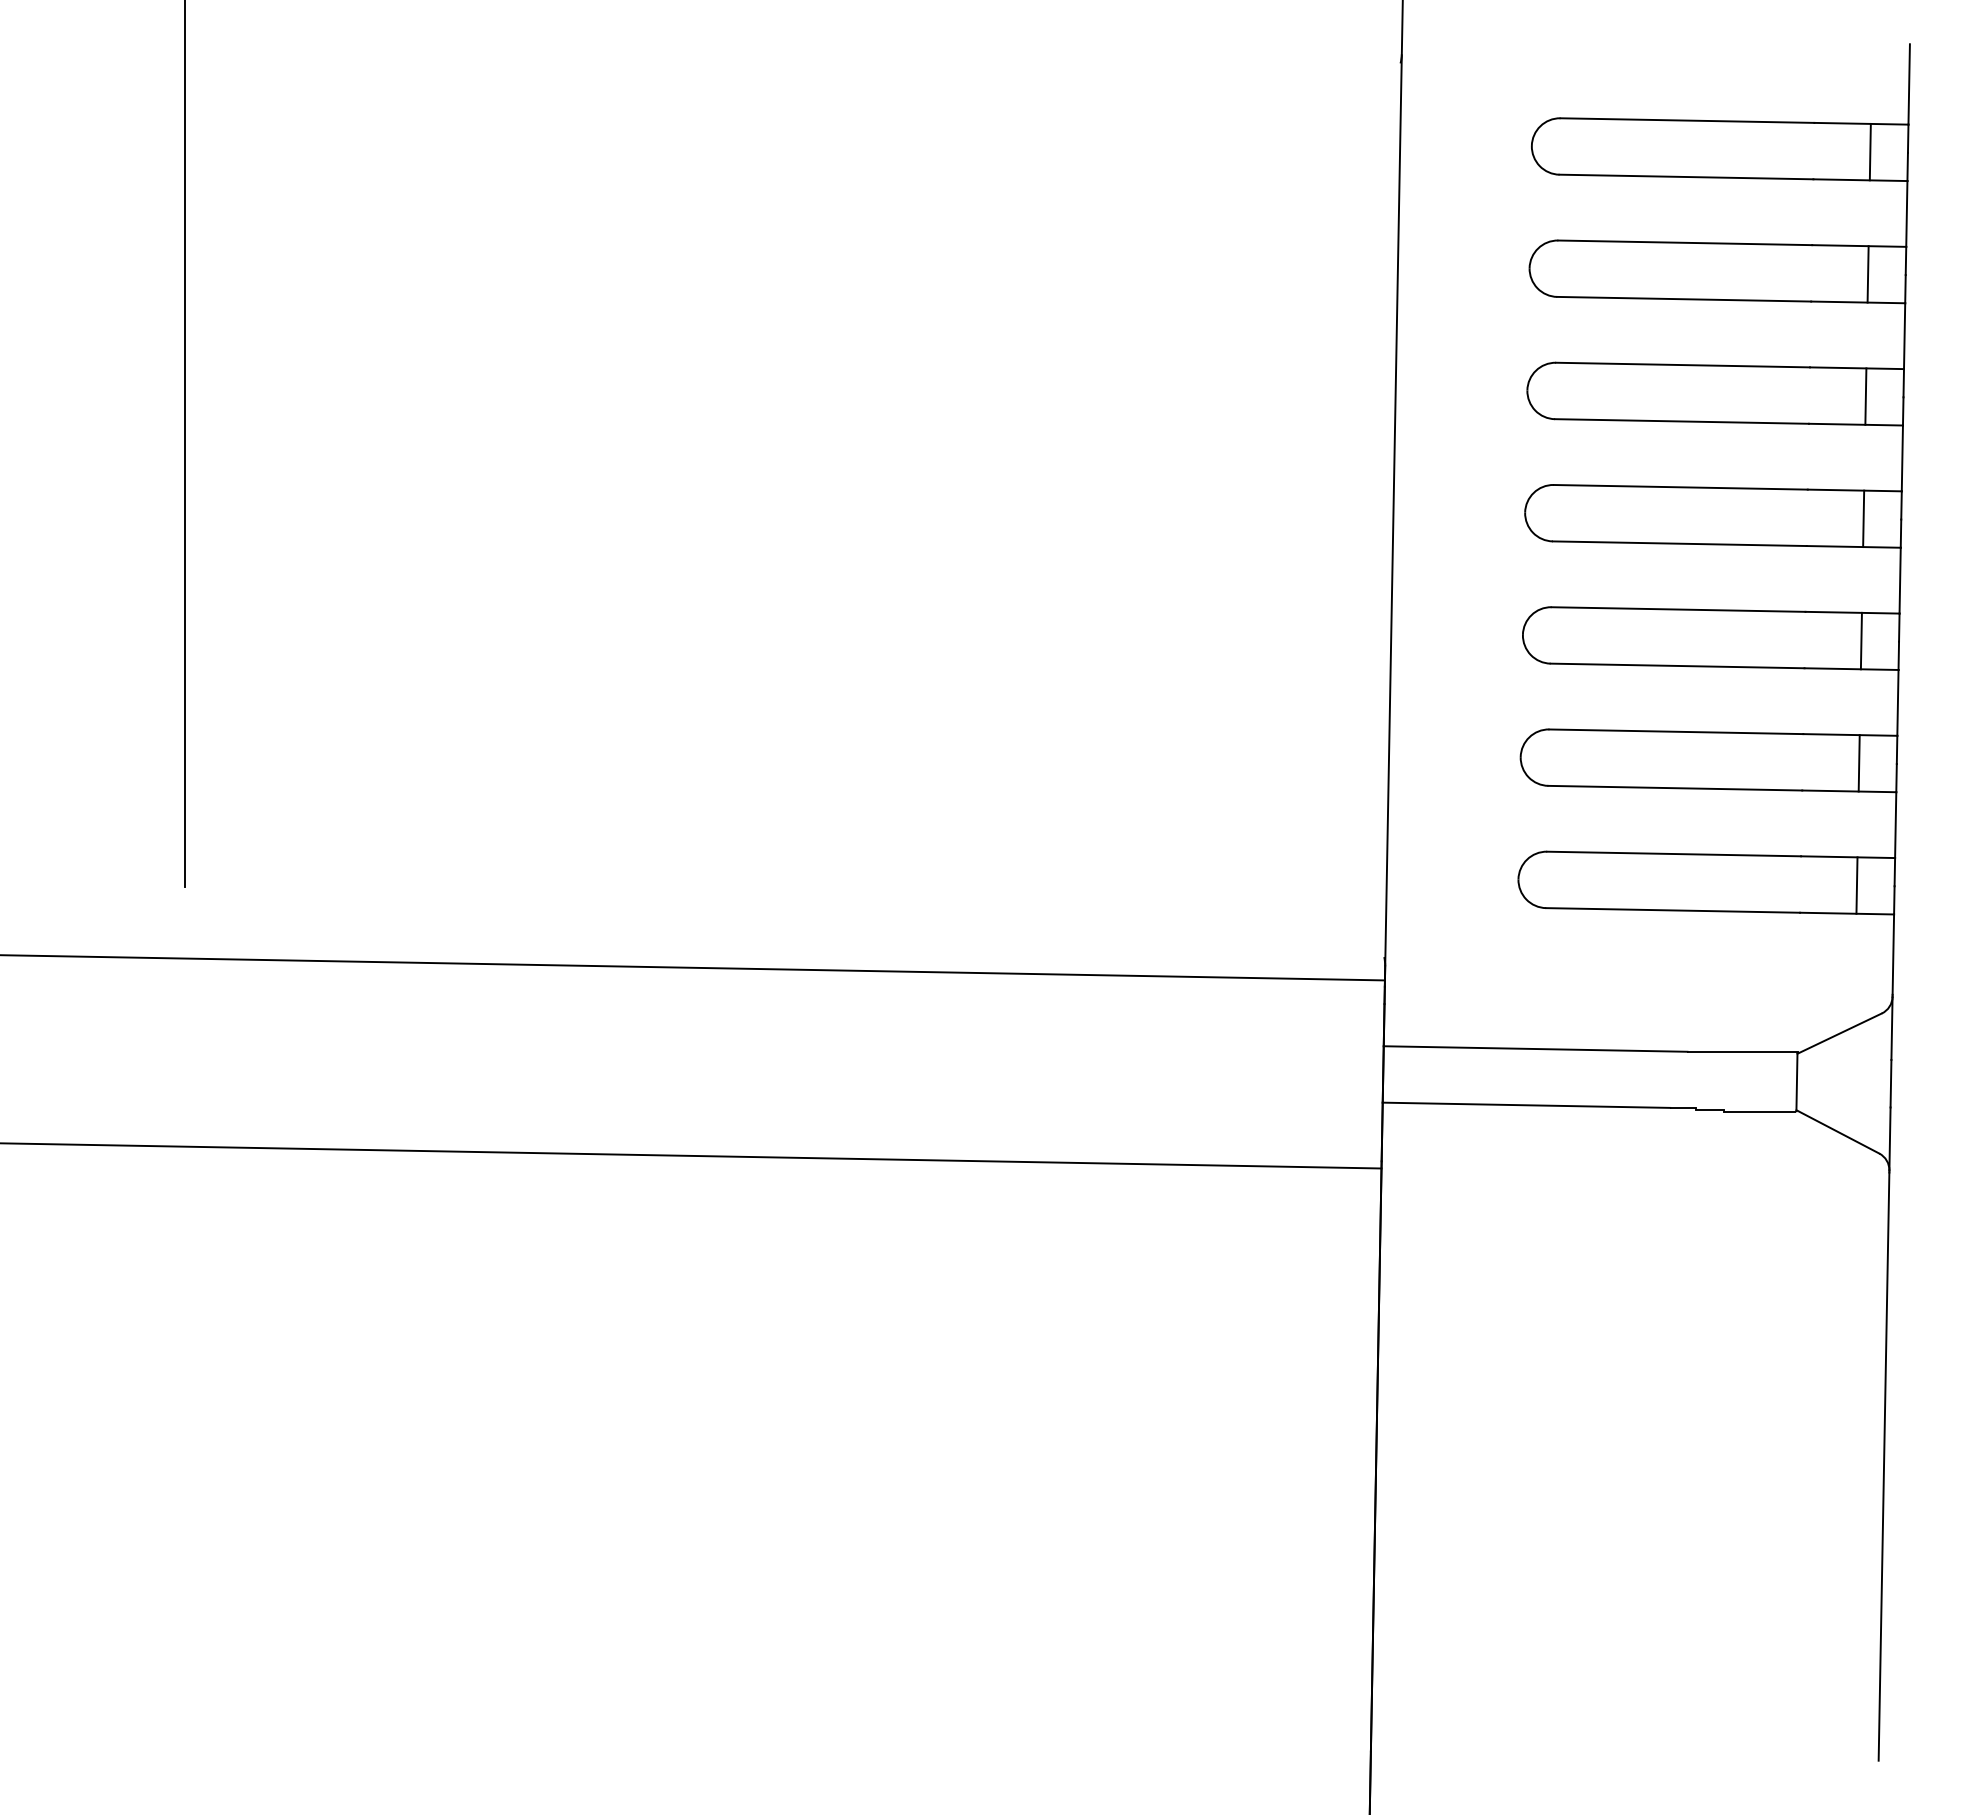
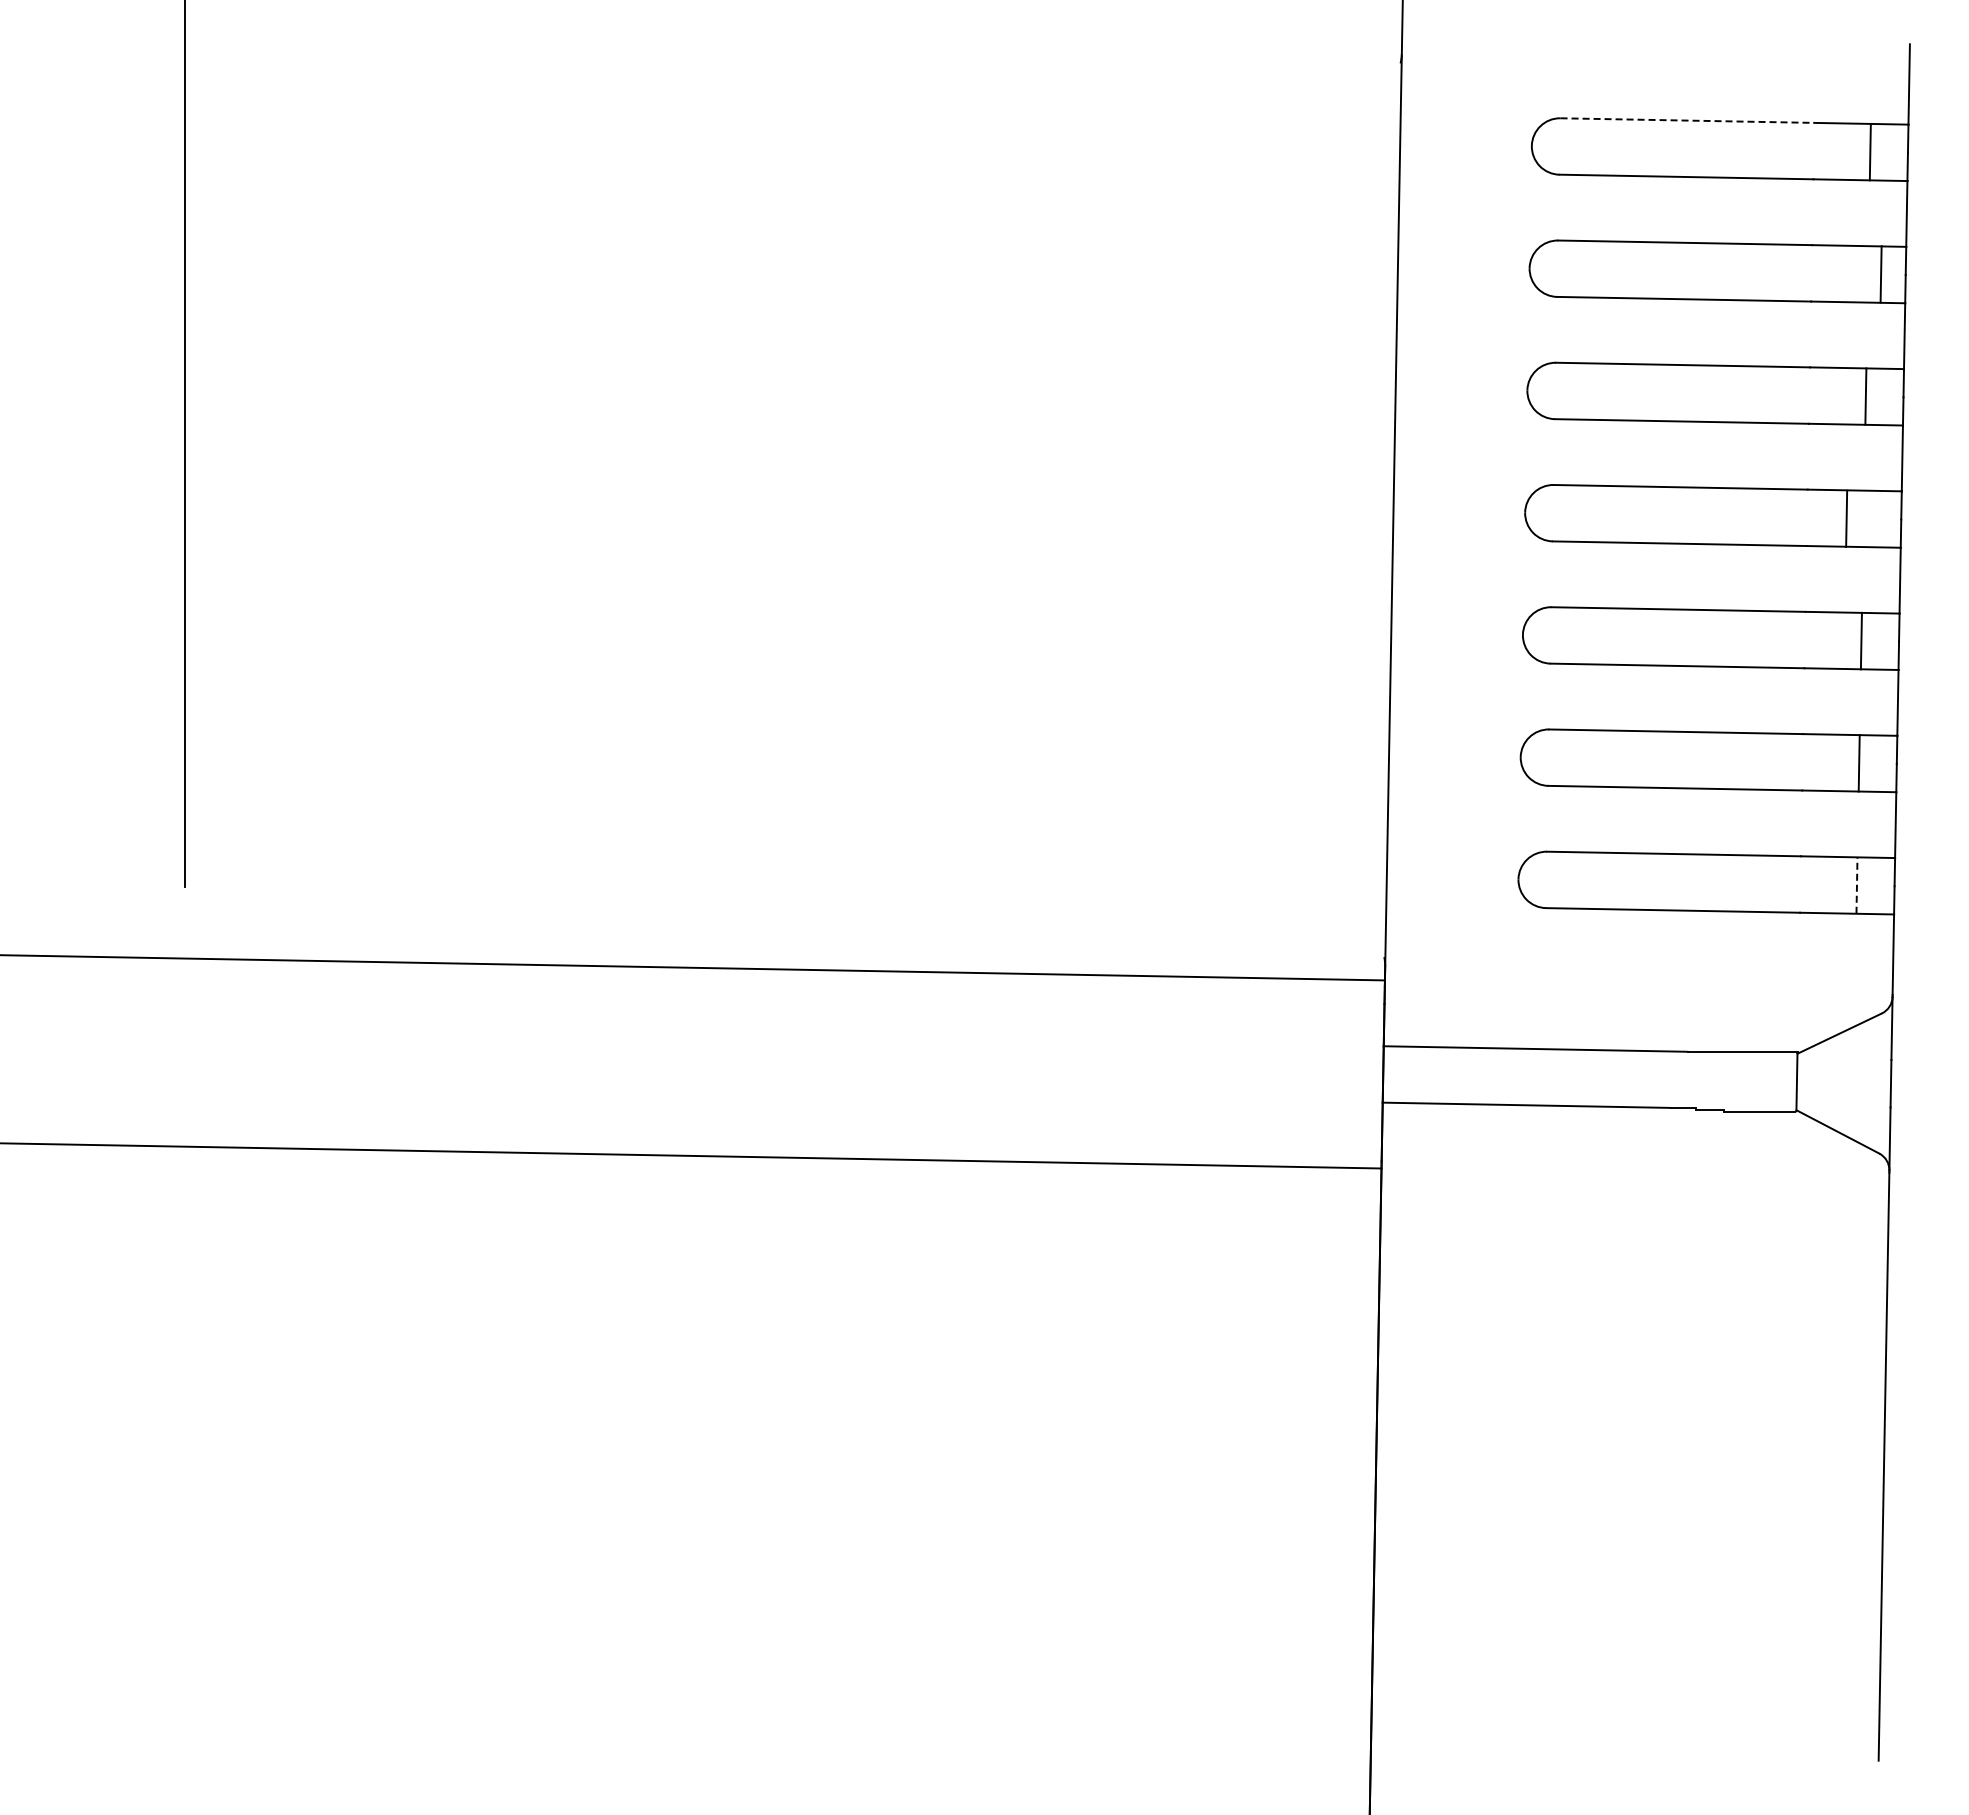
line: solid -> dashed (1687, 120)
line position: (1867, 274) -> (1880, 274) (1880, 274)
line position: (1863, 518) -> (1846, 518) (1846, 518)
line: solid -> dashed (1856, 885)
